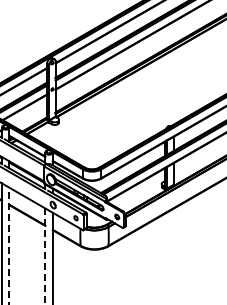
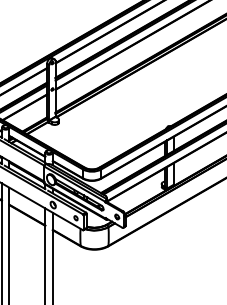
line: dashed -> solid (9, 245)
line: dashed -> solid (45, 256)
